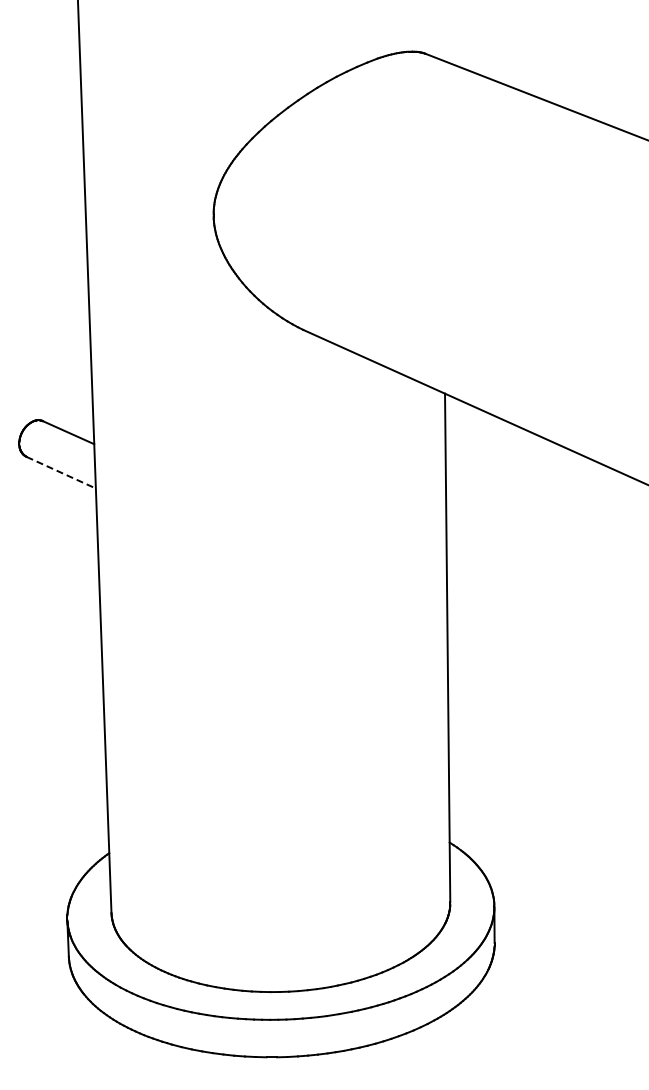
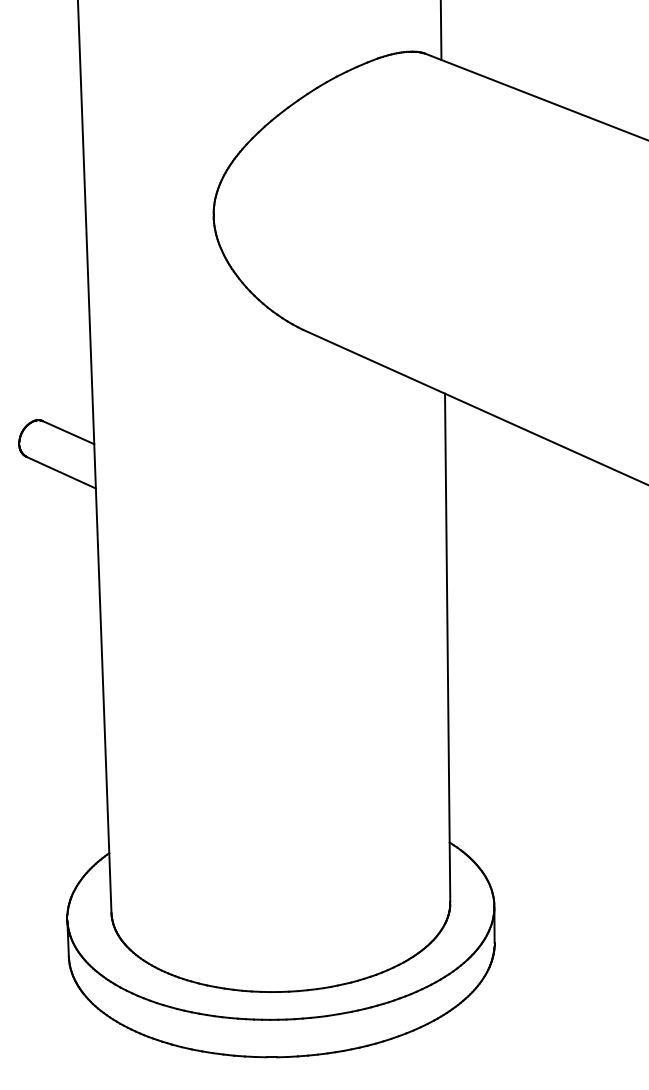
line: none -> present (440, 30)
line: dashed -> solid (61, 472)
